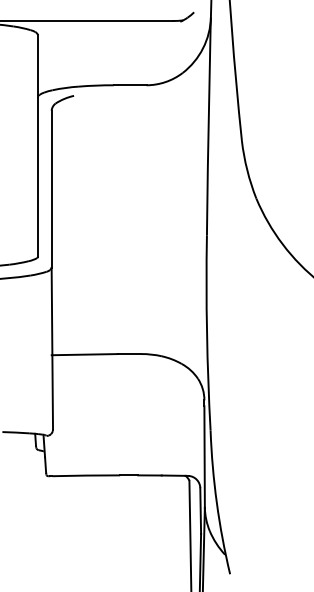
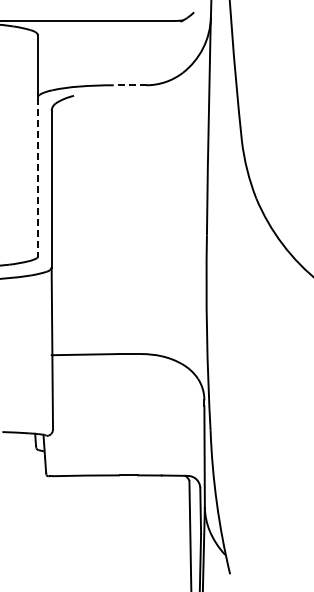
line: solid -> dashed (129, 85)
line: solid -> dashed (38, 177)
